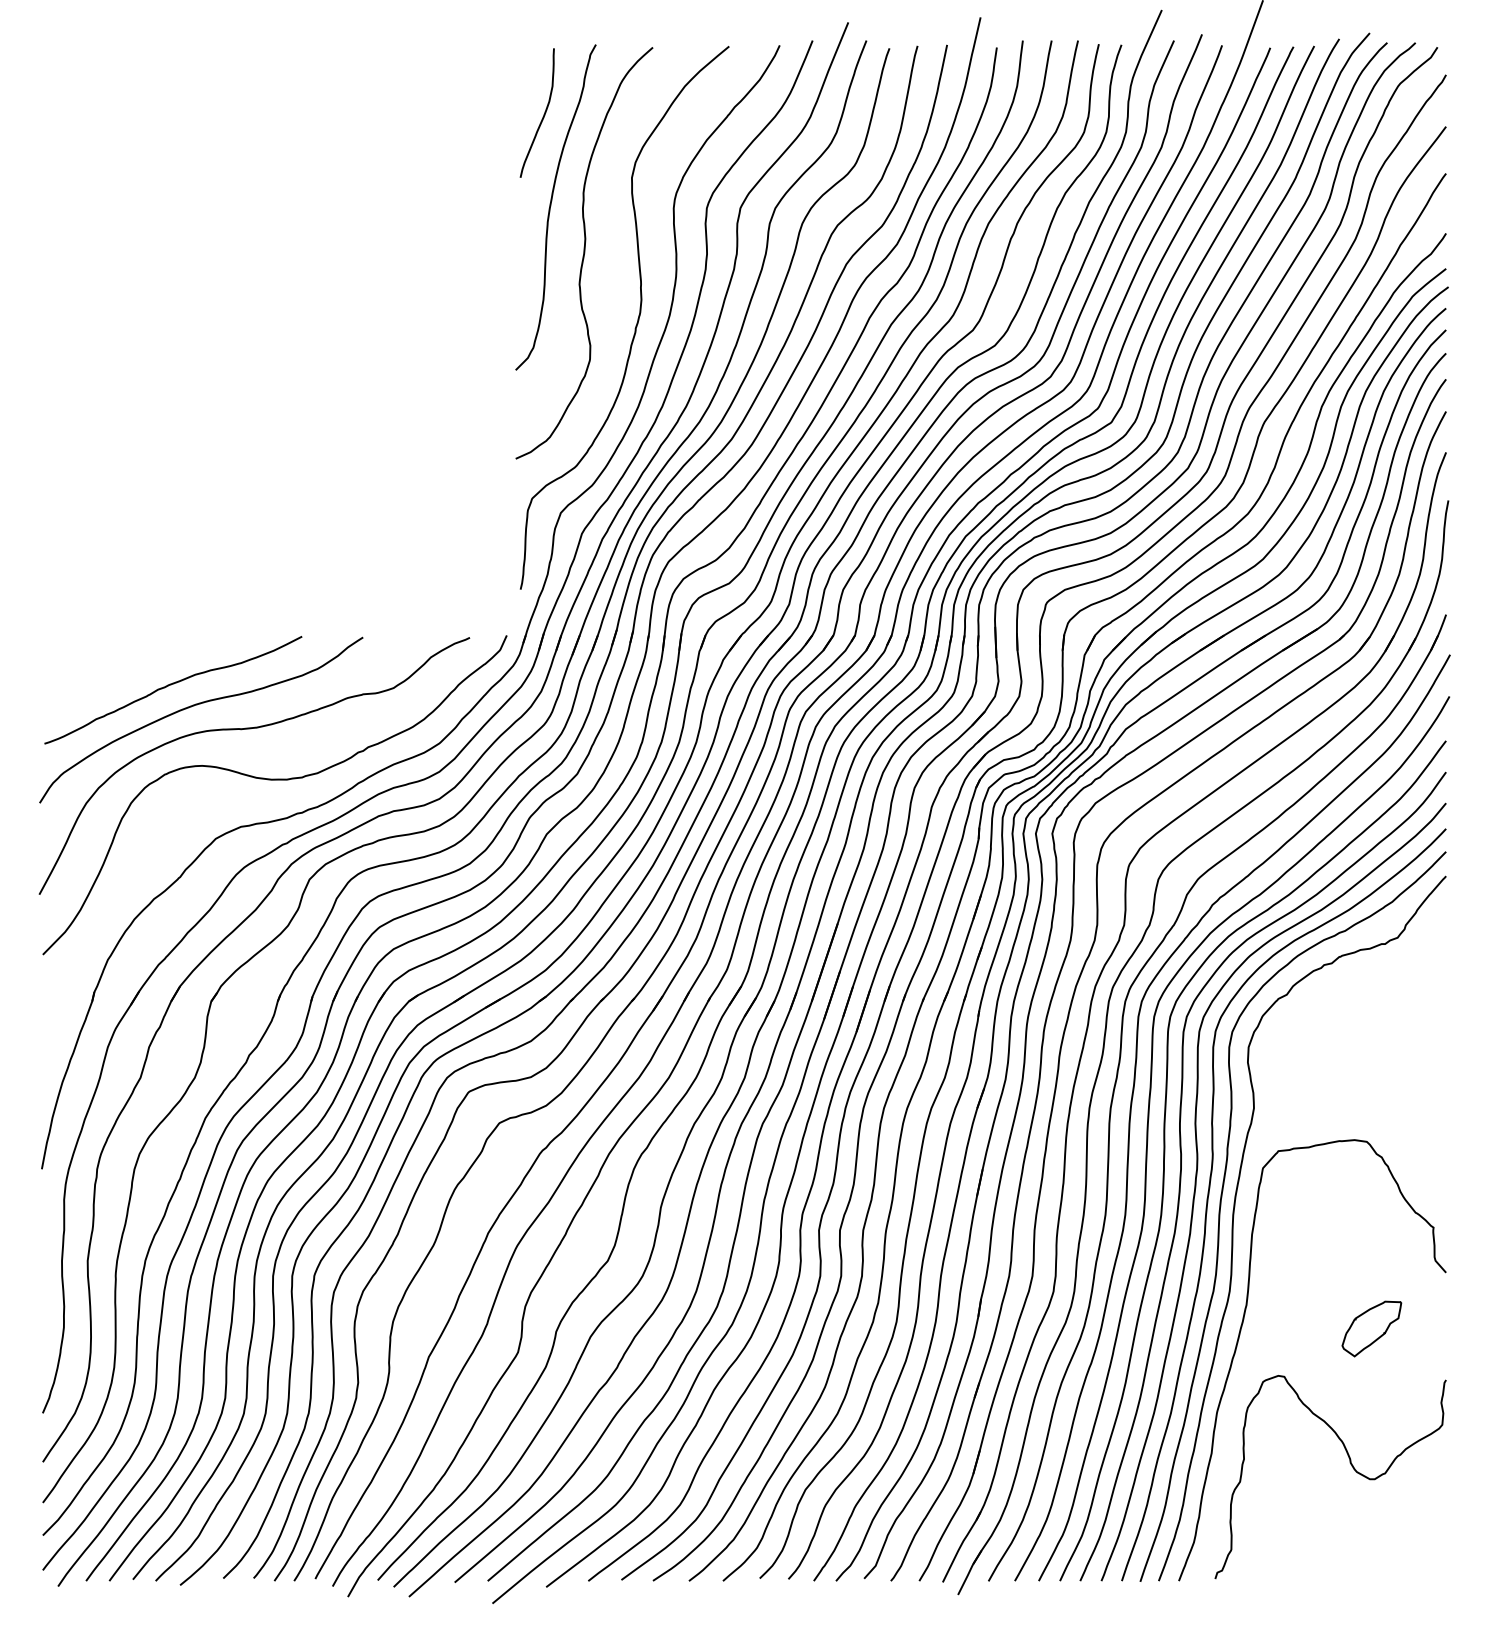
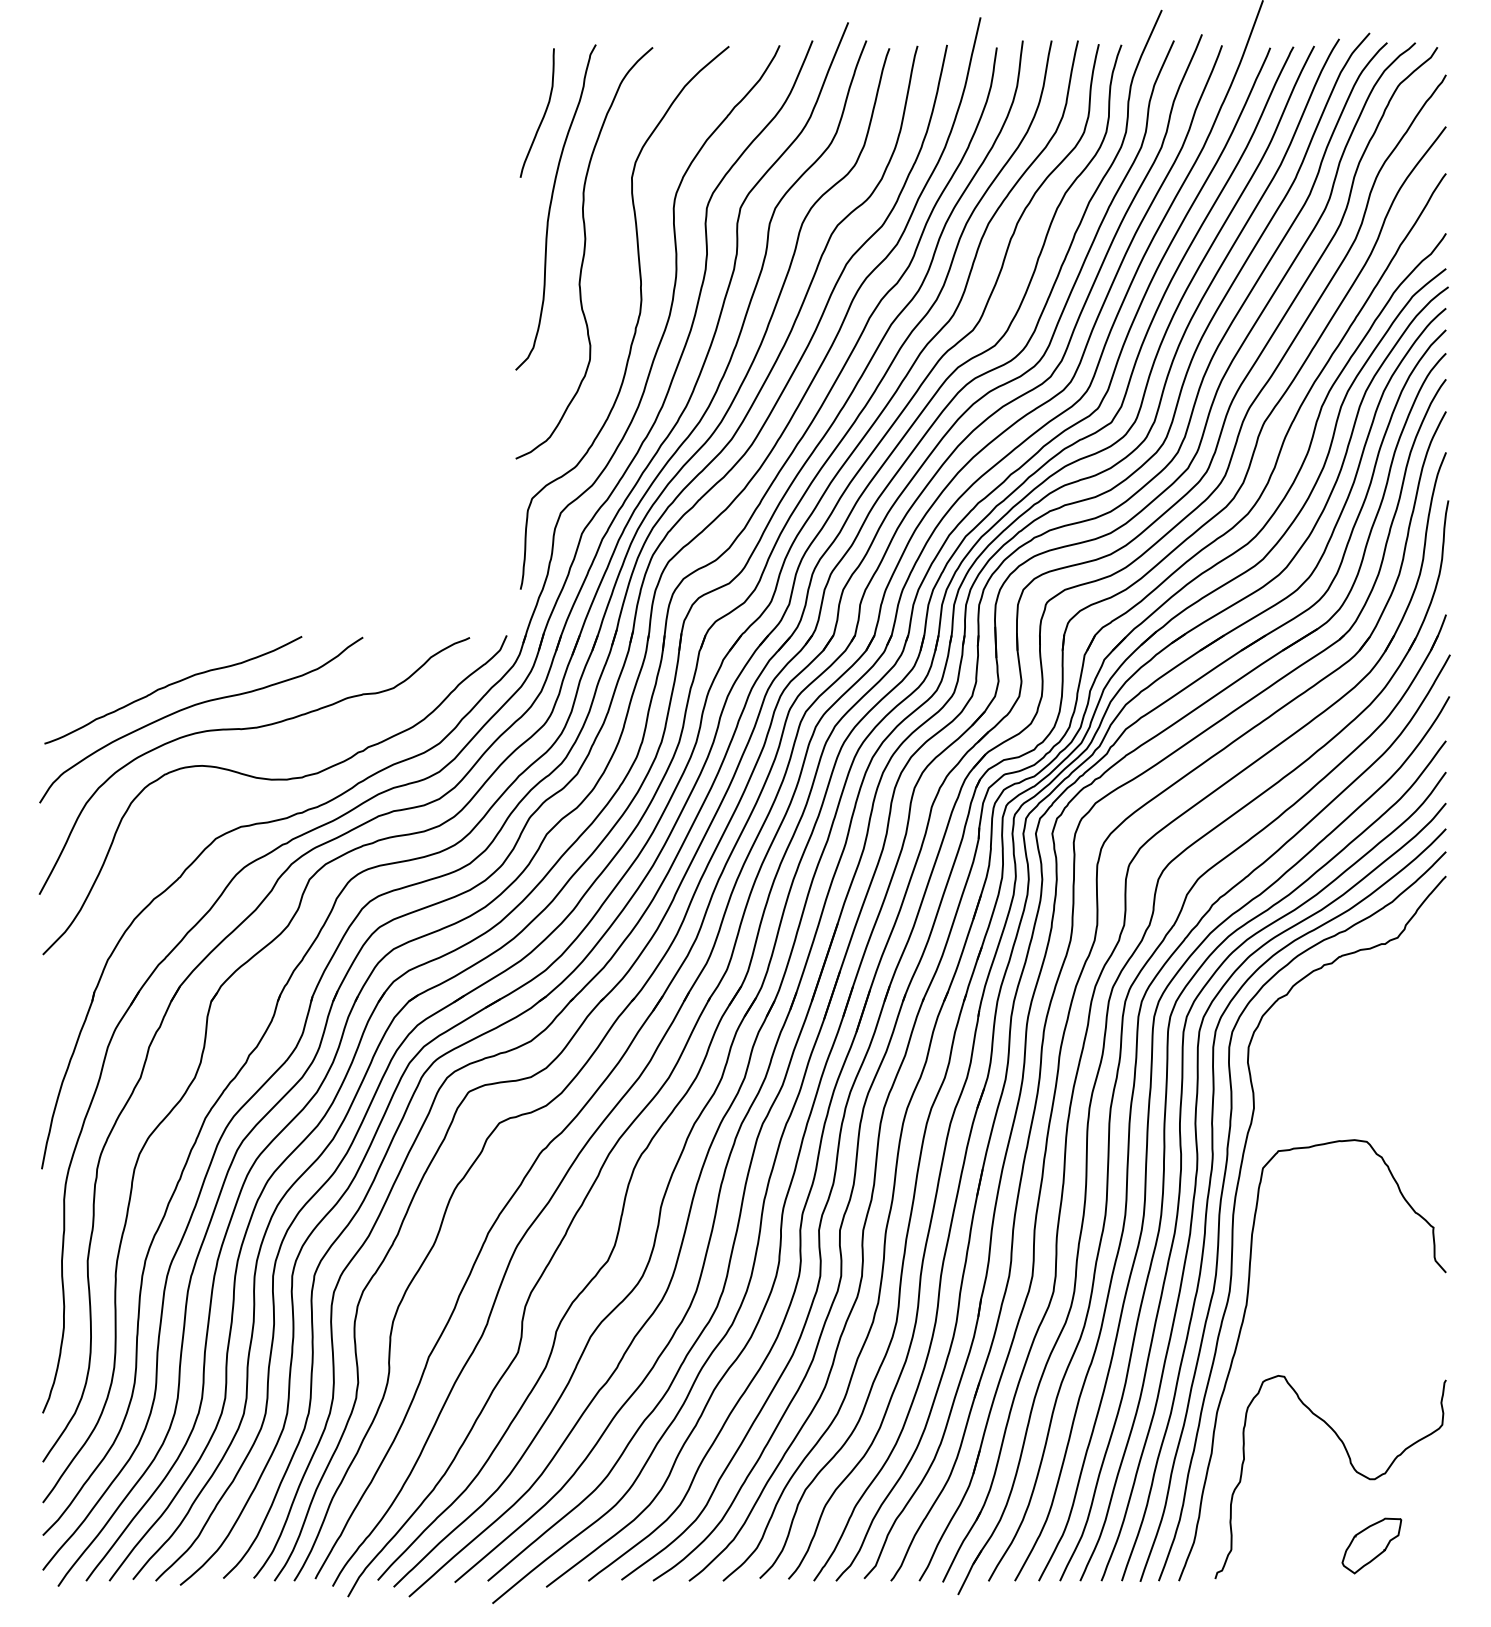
part position: (1371, 1328) -> (1371, 1545) (1371, 1545)
